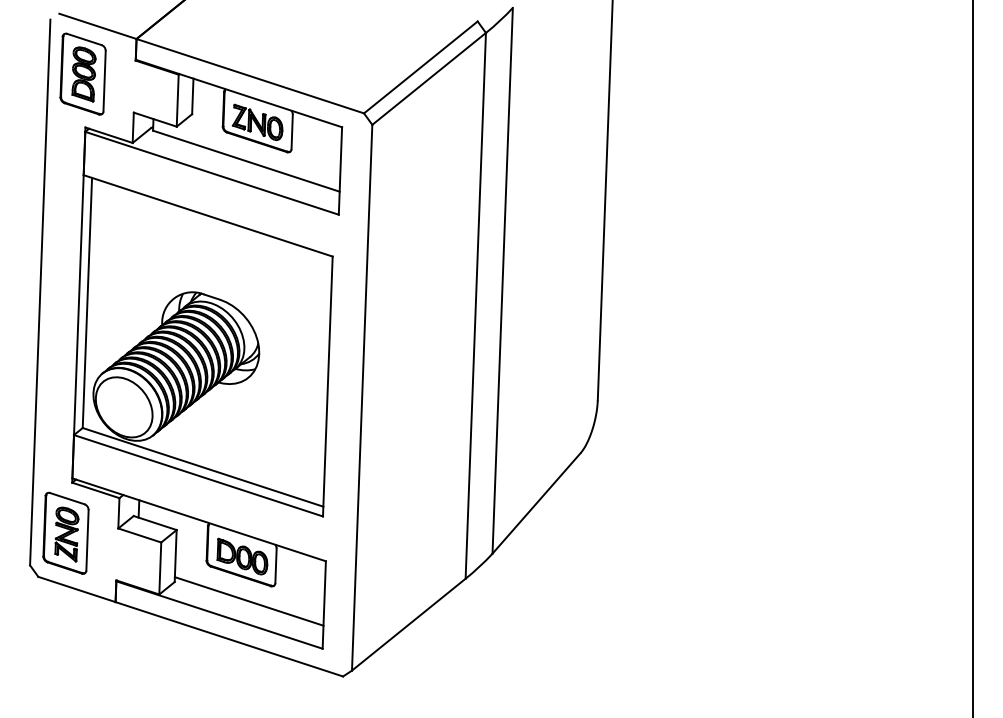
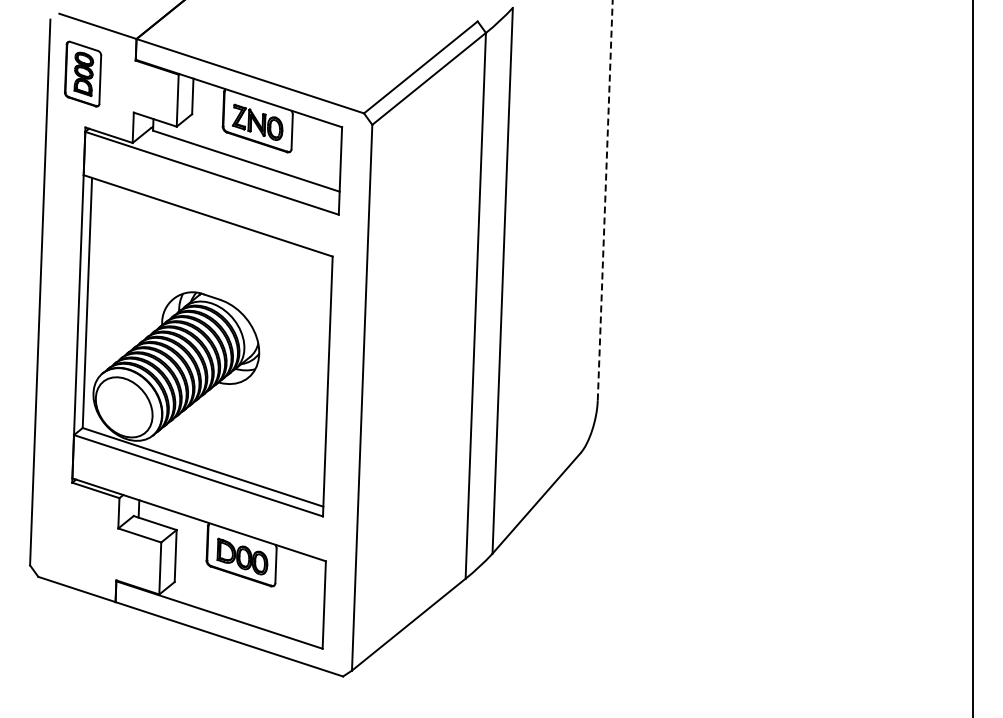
part size: 48x84 px -> 39x68 px (83, 73)
line: solid -> dashed (605, 200)
part: present -> none (65, 532)
line: present -> none (248, 601)
